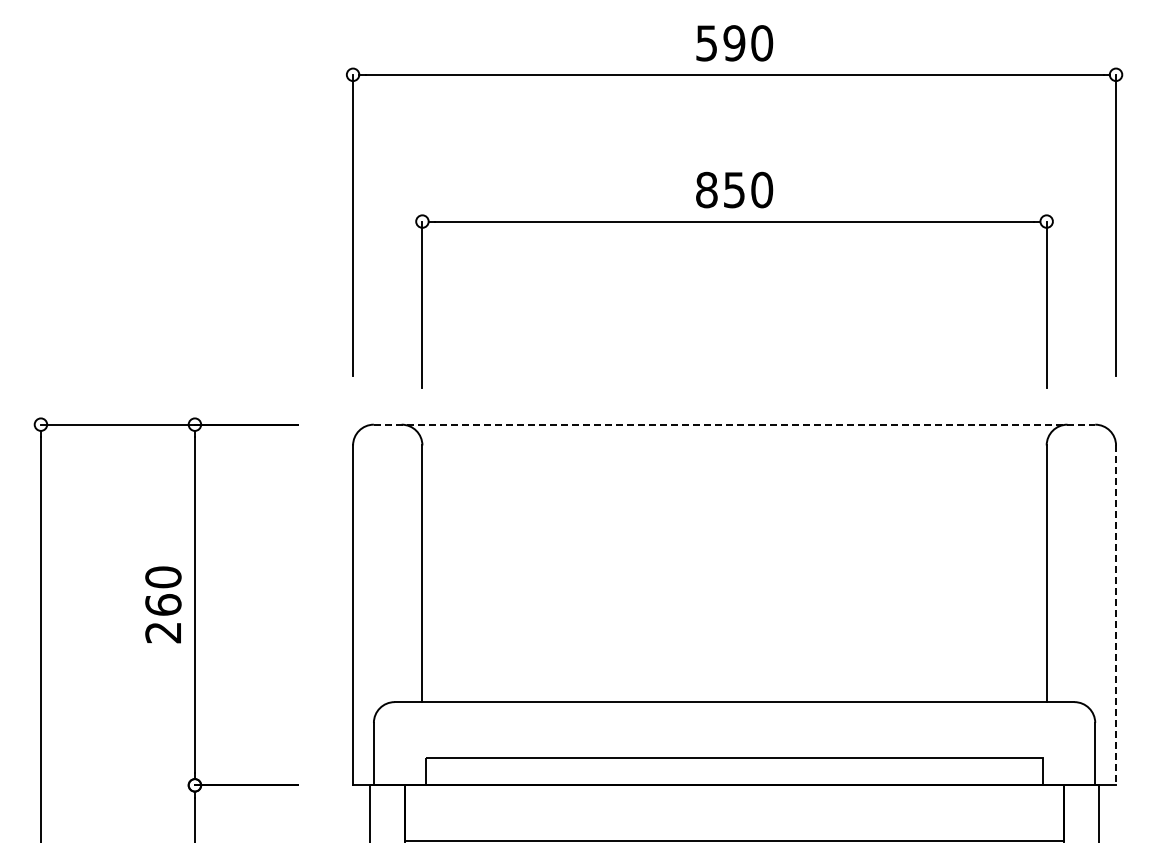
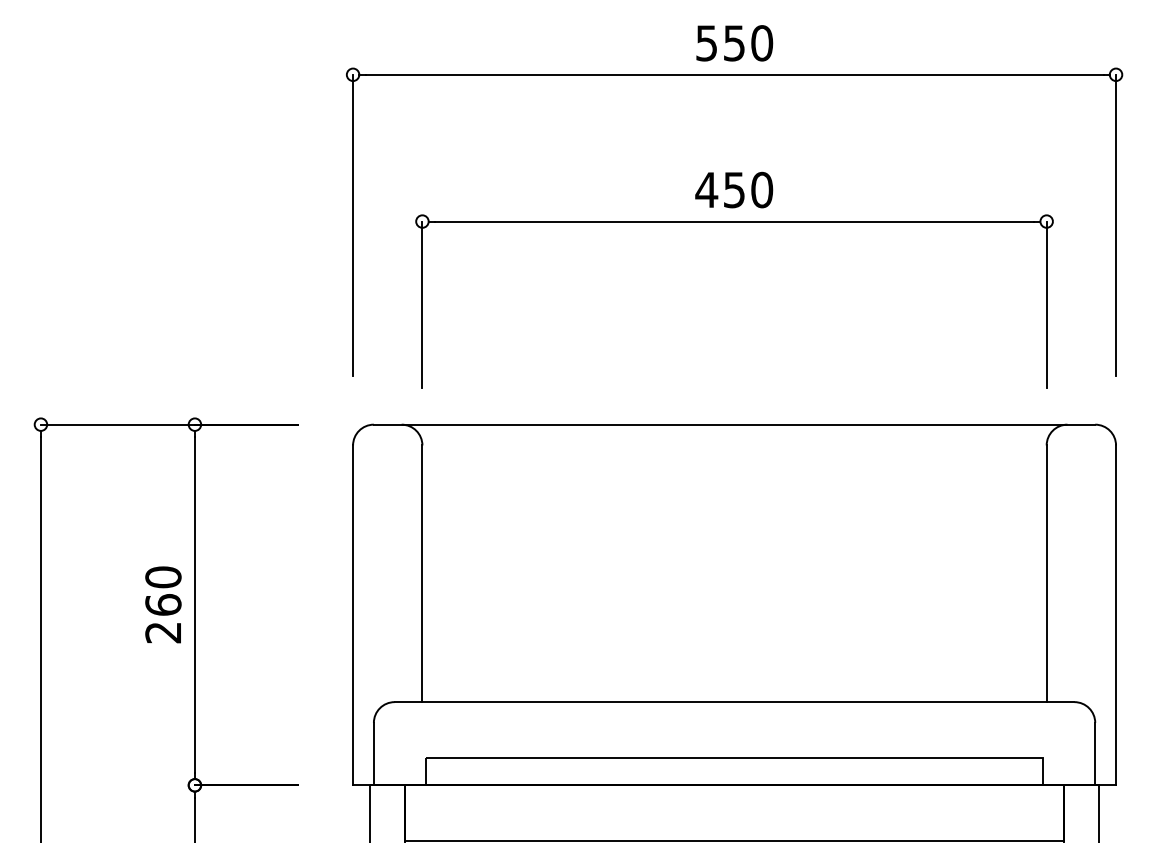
text: 590 -> 550 (734, 43)
text: 850 -> 450 (706, 189)
line: dashed -> solid (734, 424)
line: dashed -> solid (1116, 615)
